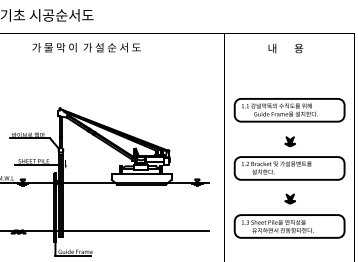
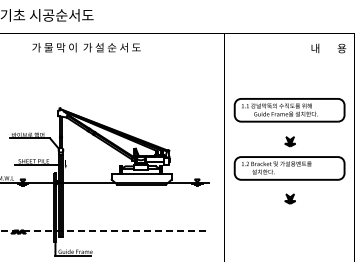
text position: (285, 48) -> (328, 48) (328, 48)
part: present -> none (289, 226)
line: solid -> dashed (105, 230)
